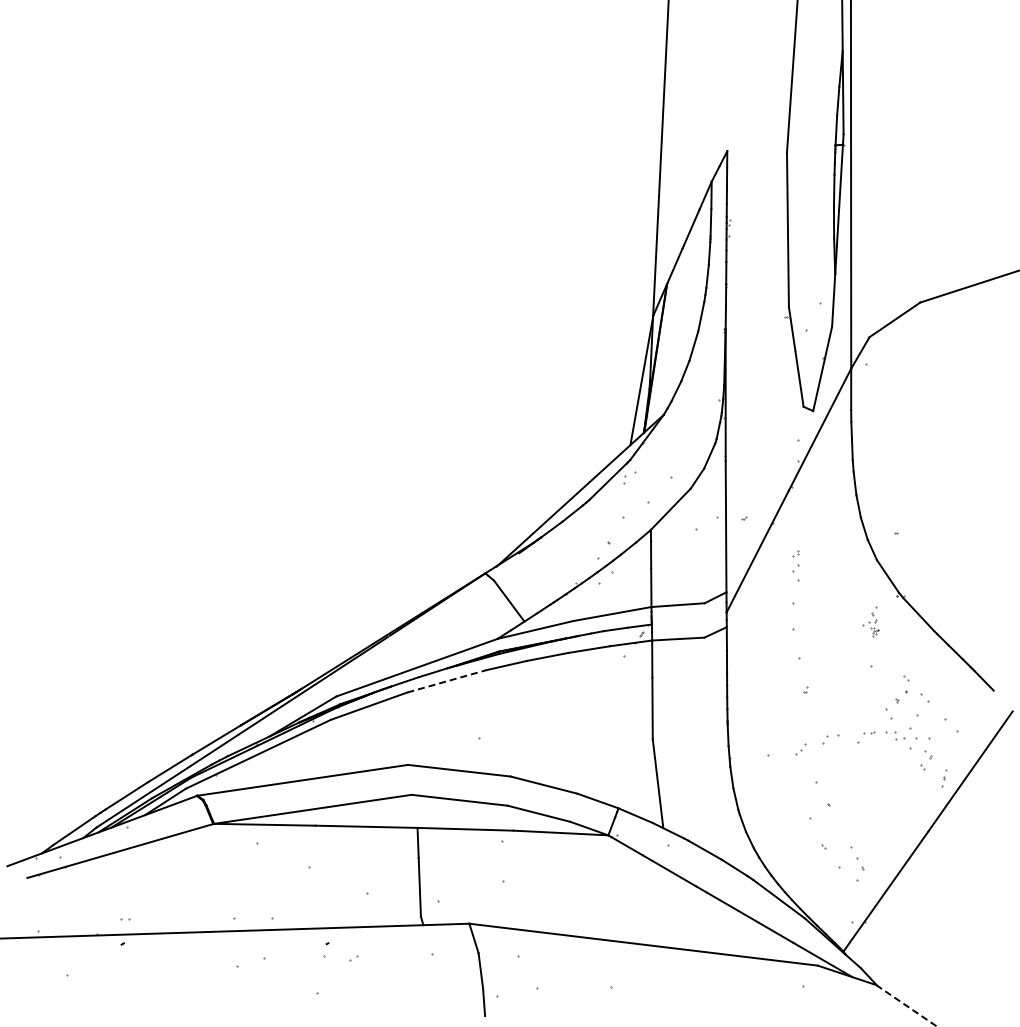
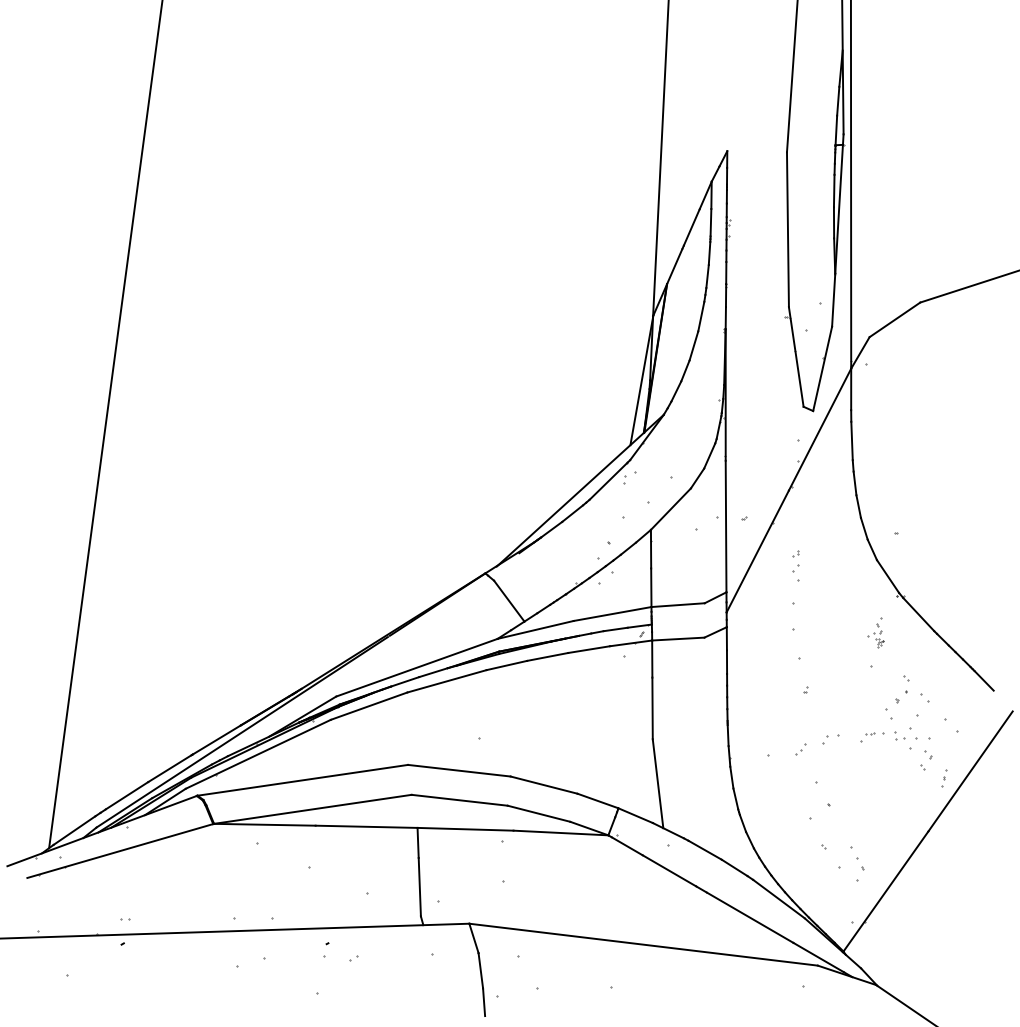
line: none -> present (105, 425)
part position: (870, 621) -> (875, 632) (875, 632)
line: dashed -> solid (447, 681)
part size: 31x13 px -> 25x11 px (872, 737)
line: dashed -> solid (906, 1005)
